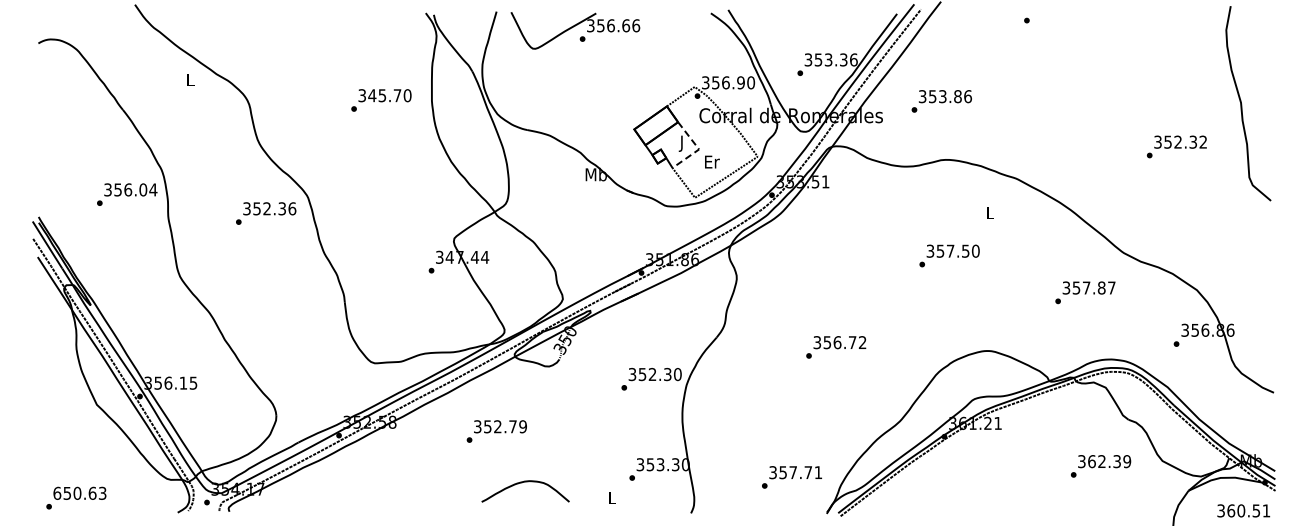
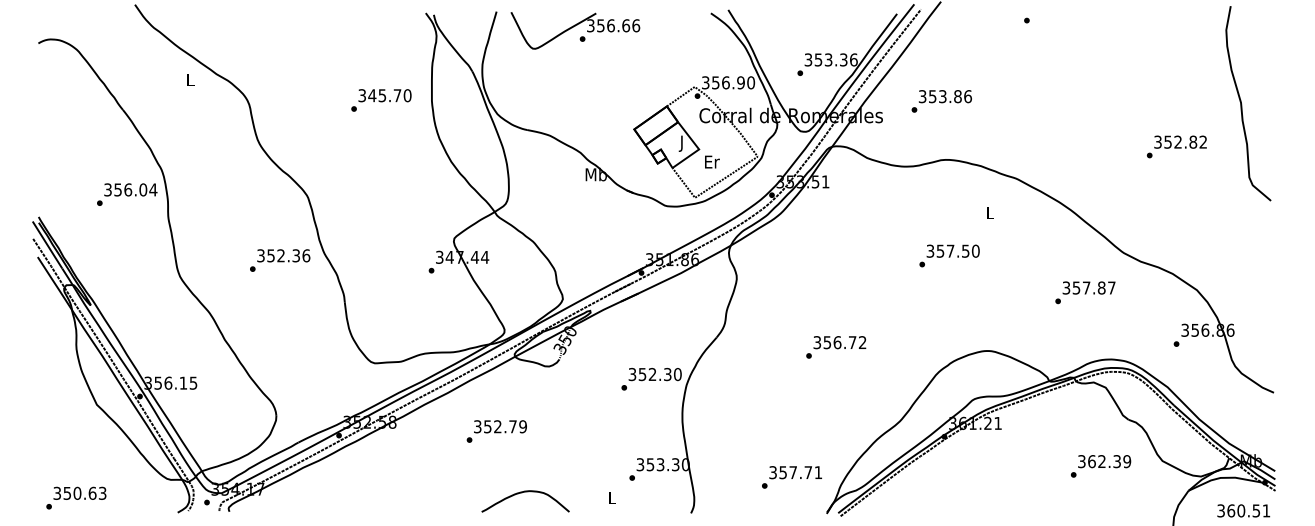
text: 352.32 -> 352.82 (1193, 141)
line: dashed -> solid (699, 149)
text position: (266, 213) -> (280, 260) (280, 260)
curve position: (522, 483) -> (522, 493) (522, 493)
text: 650.63 -> 350.63 (57, 492)
